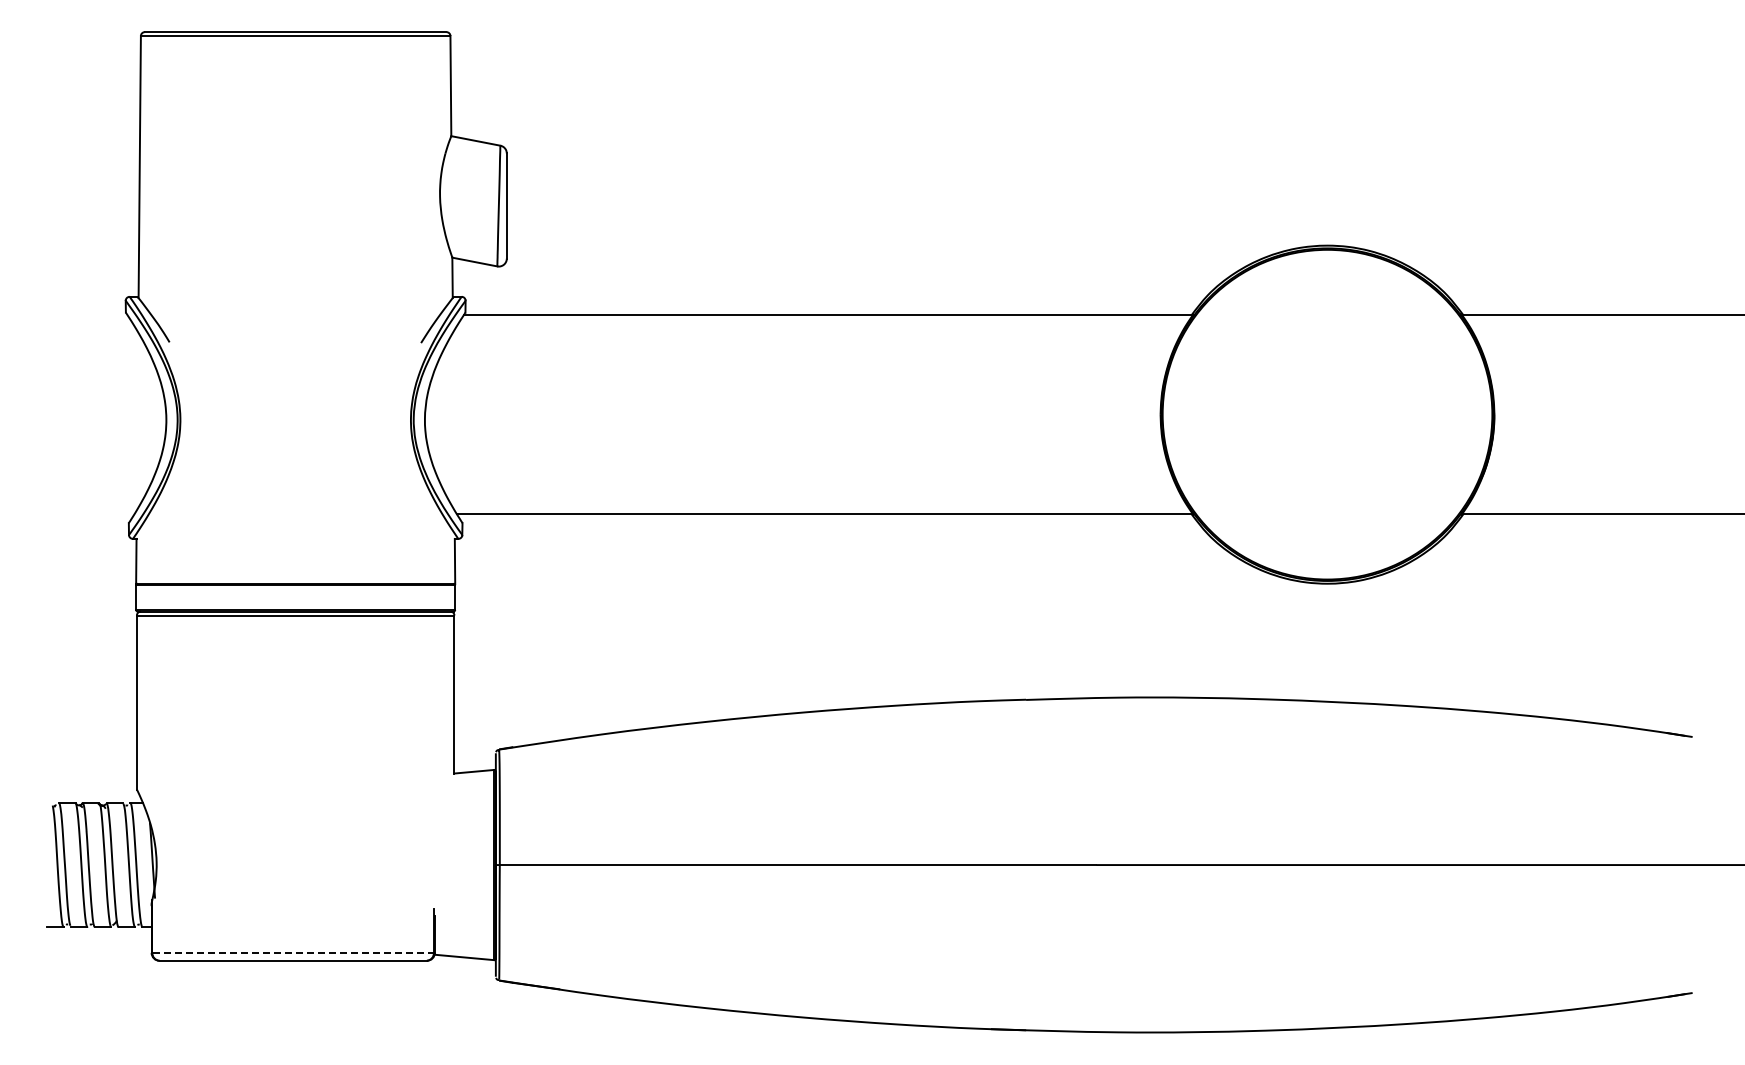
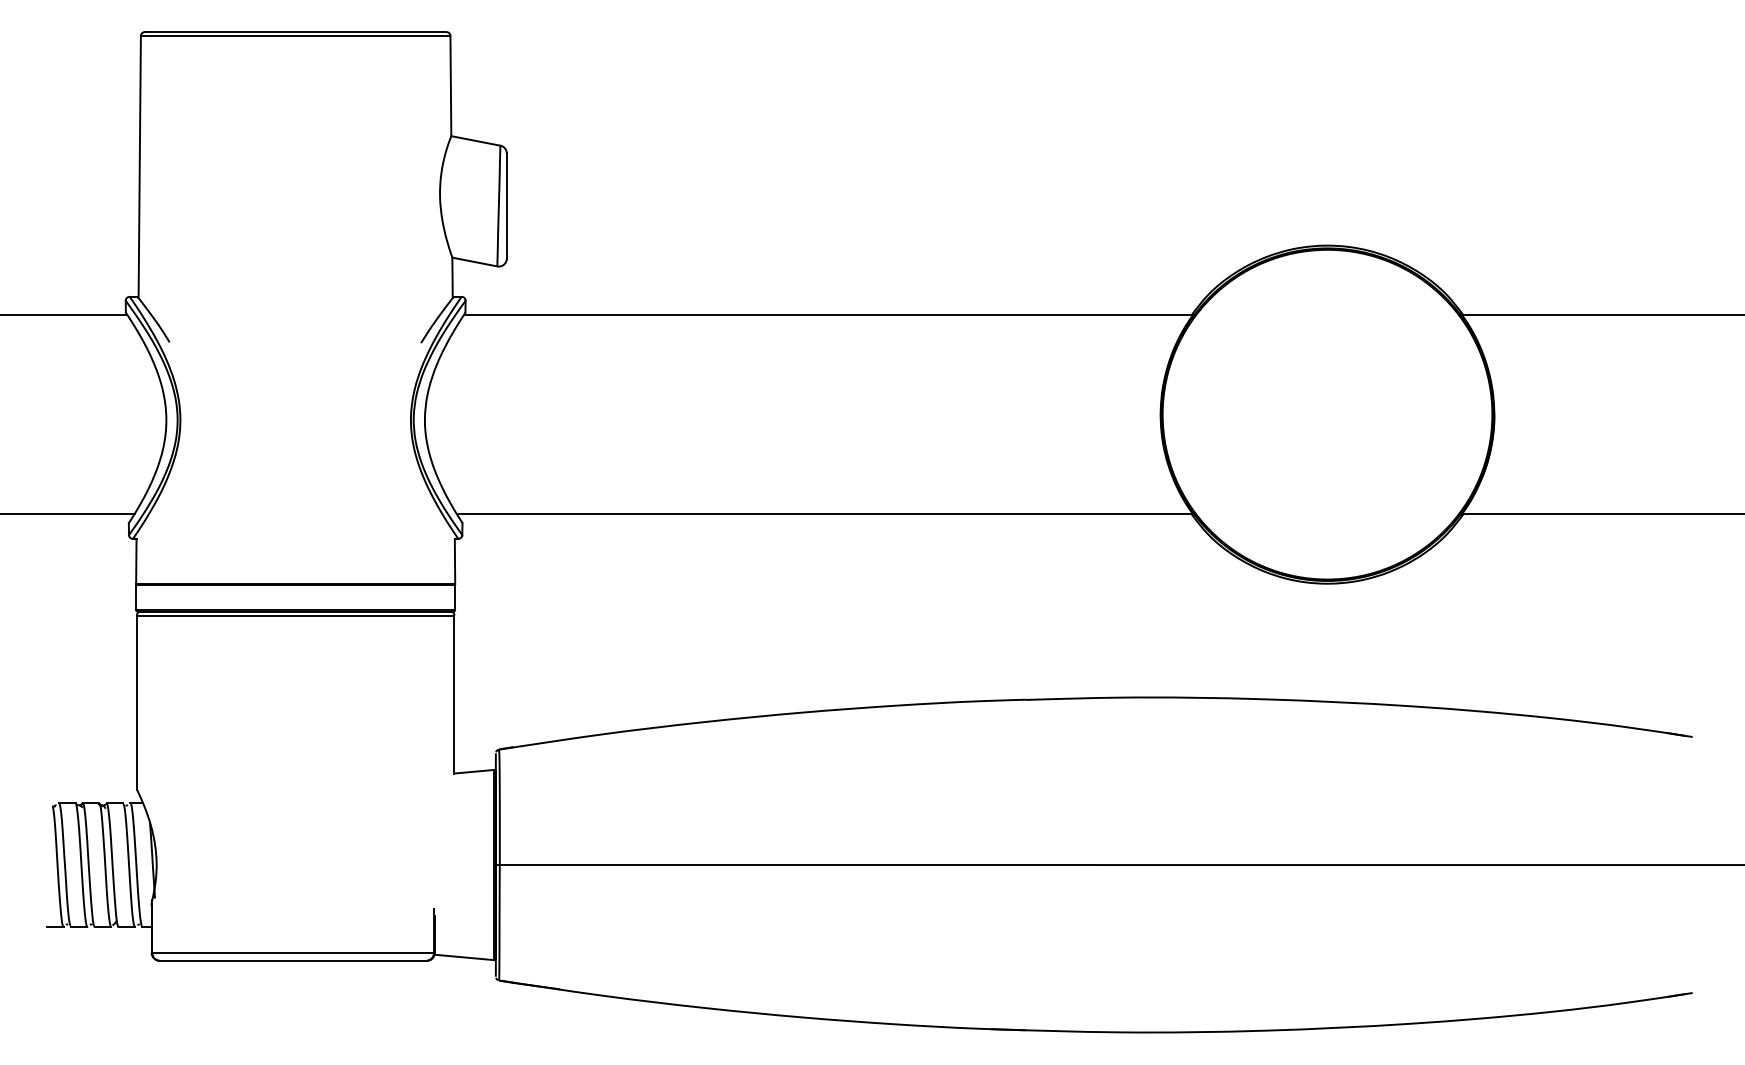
line: none -> present (64, 315)
line: none -> present (68, 513)
line: dashed -> solid (293, 952)
